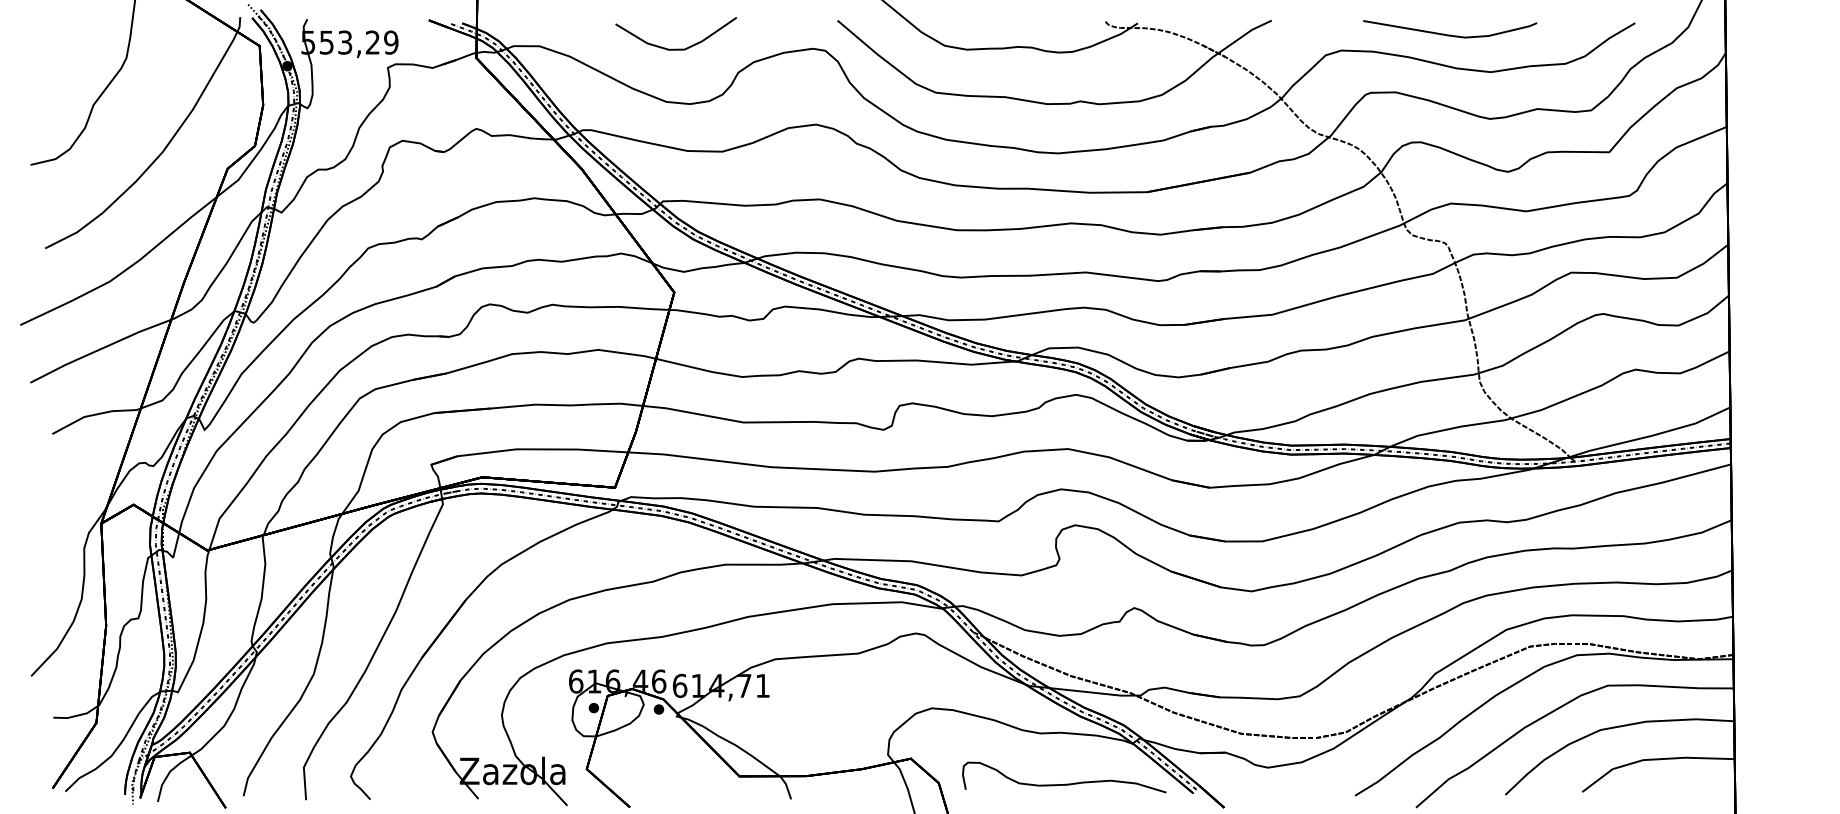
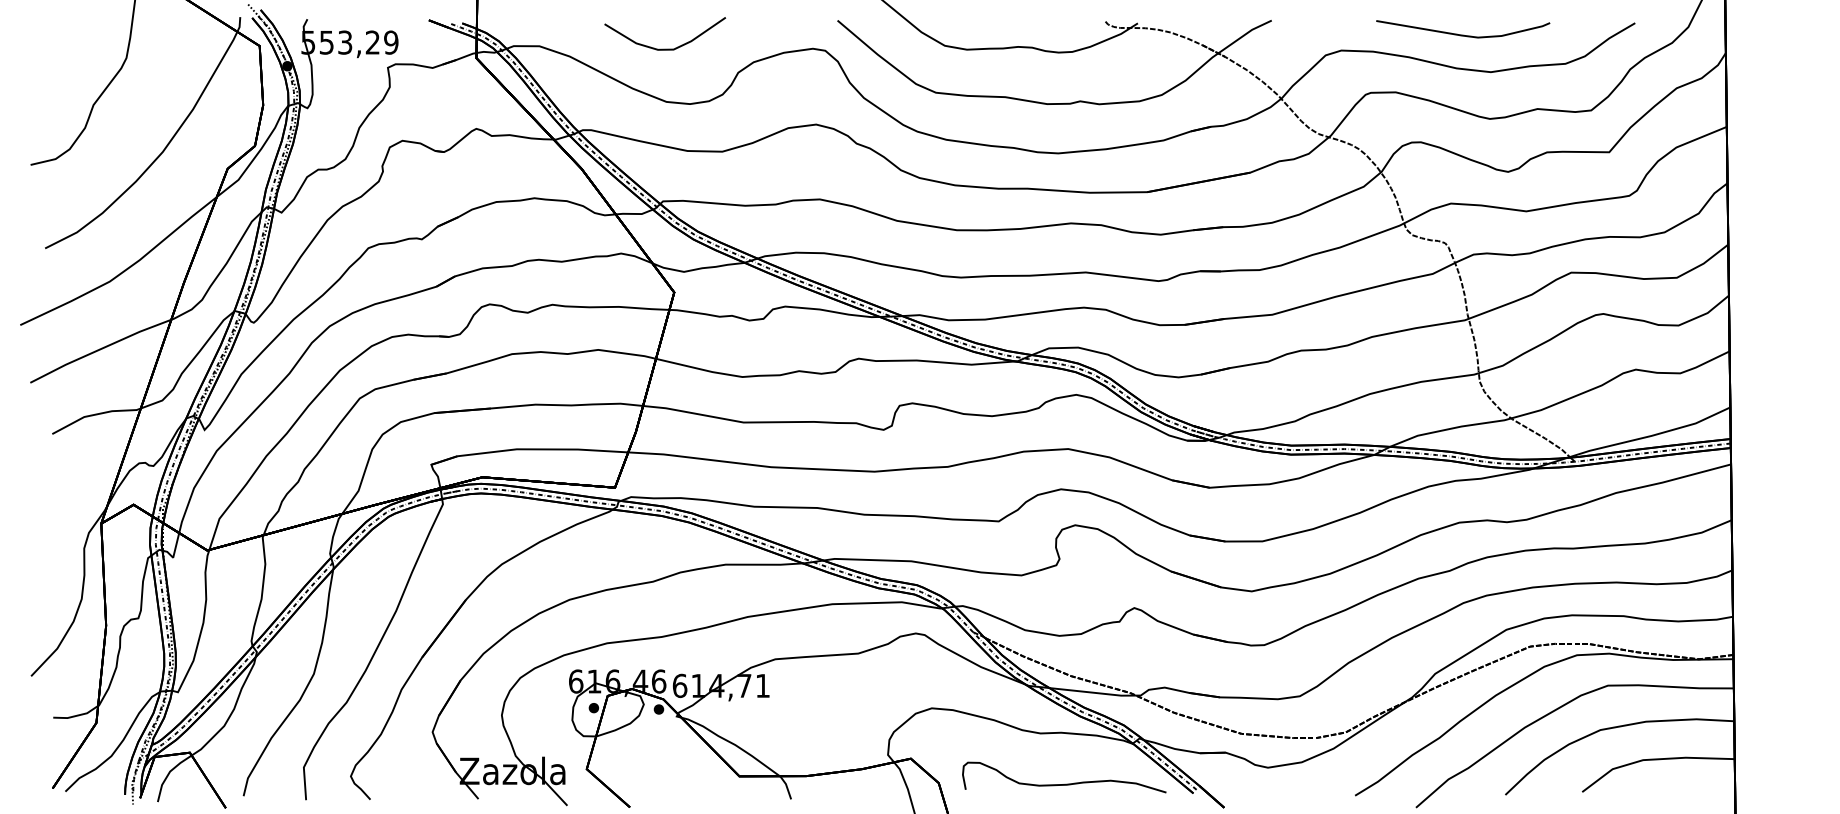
curve position: (1450, 34) -> (1463, 34) (1463, 34)
curve position: (676, 48) -> (665, 48) (665, 48)
